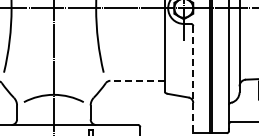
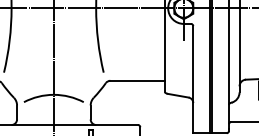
line: dashed -> solid (193, 79)
line: dashed -> solid (137, 80)
